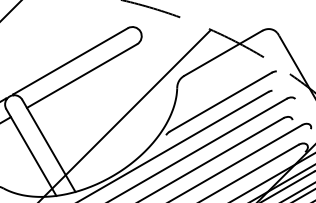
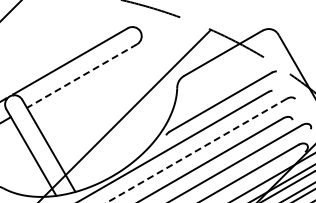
line: solid -> dashed (82, 76)
line: solid -> dashed (196, 150)
